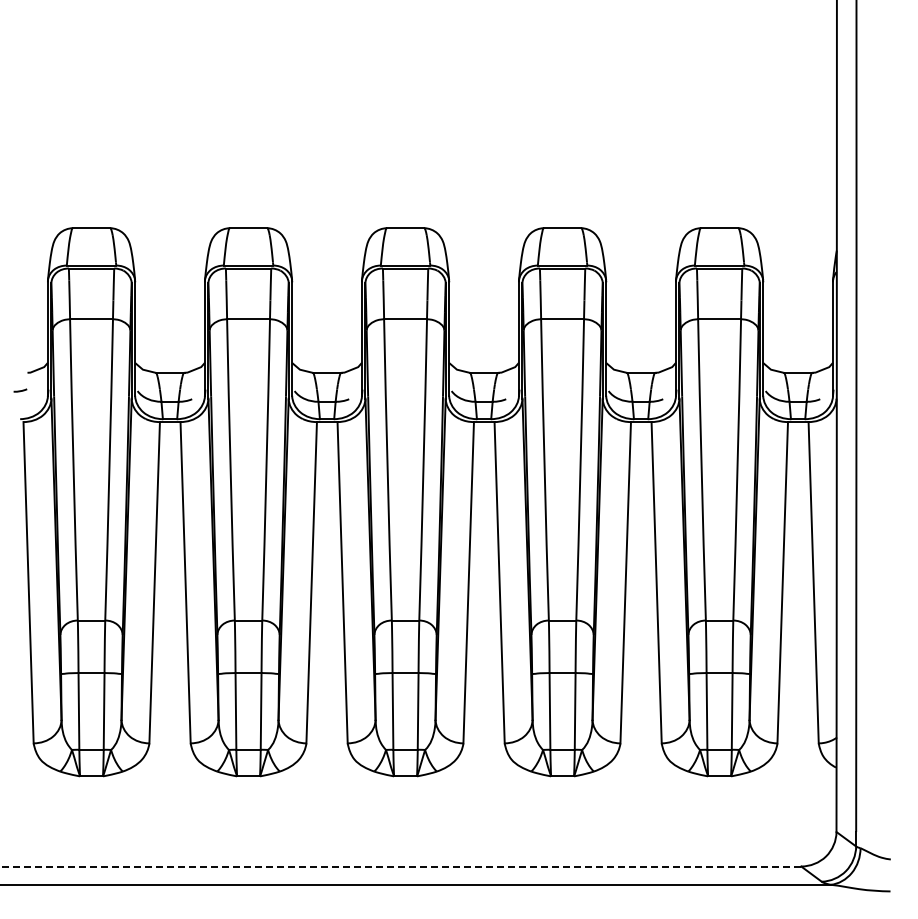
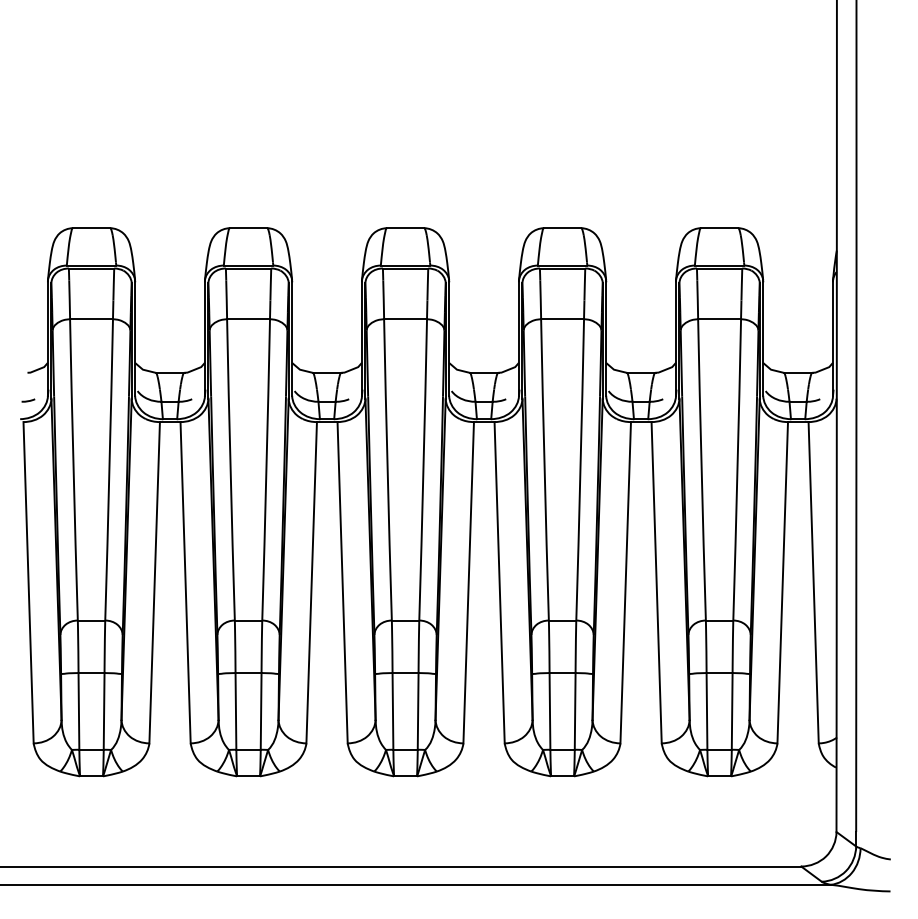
curve position: (20, 390) -> (28, 400) (28, 400)
line: dashed -> solid (400, 866)
